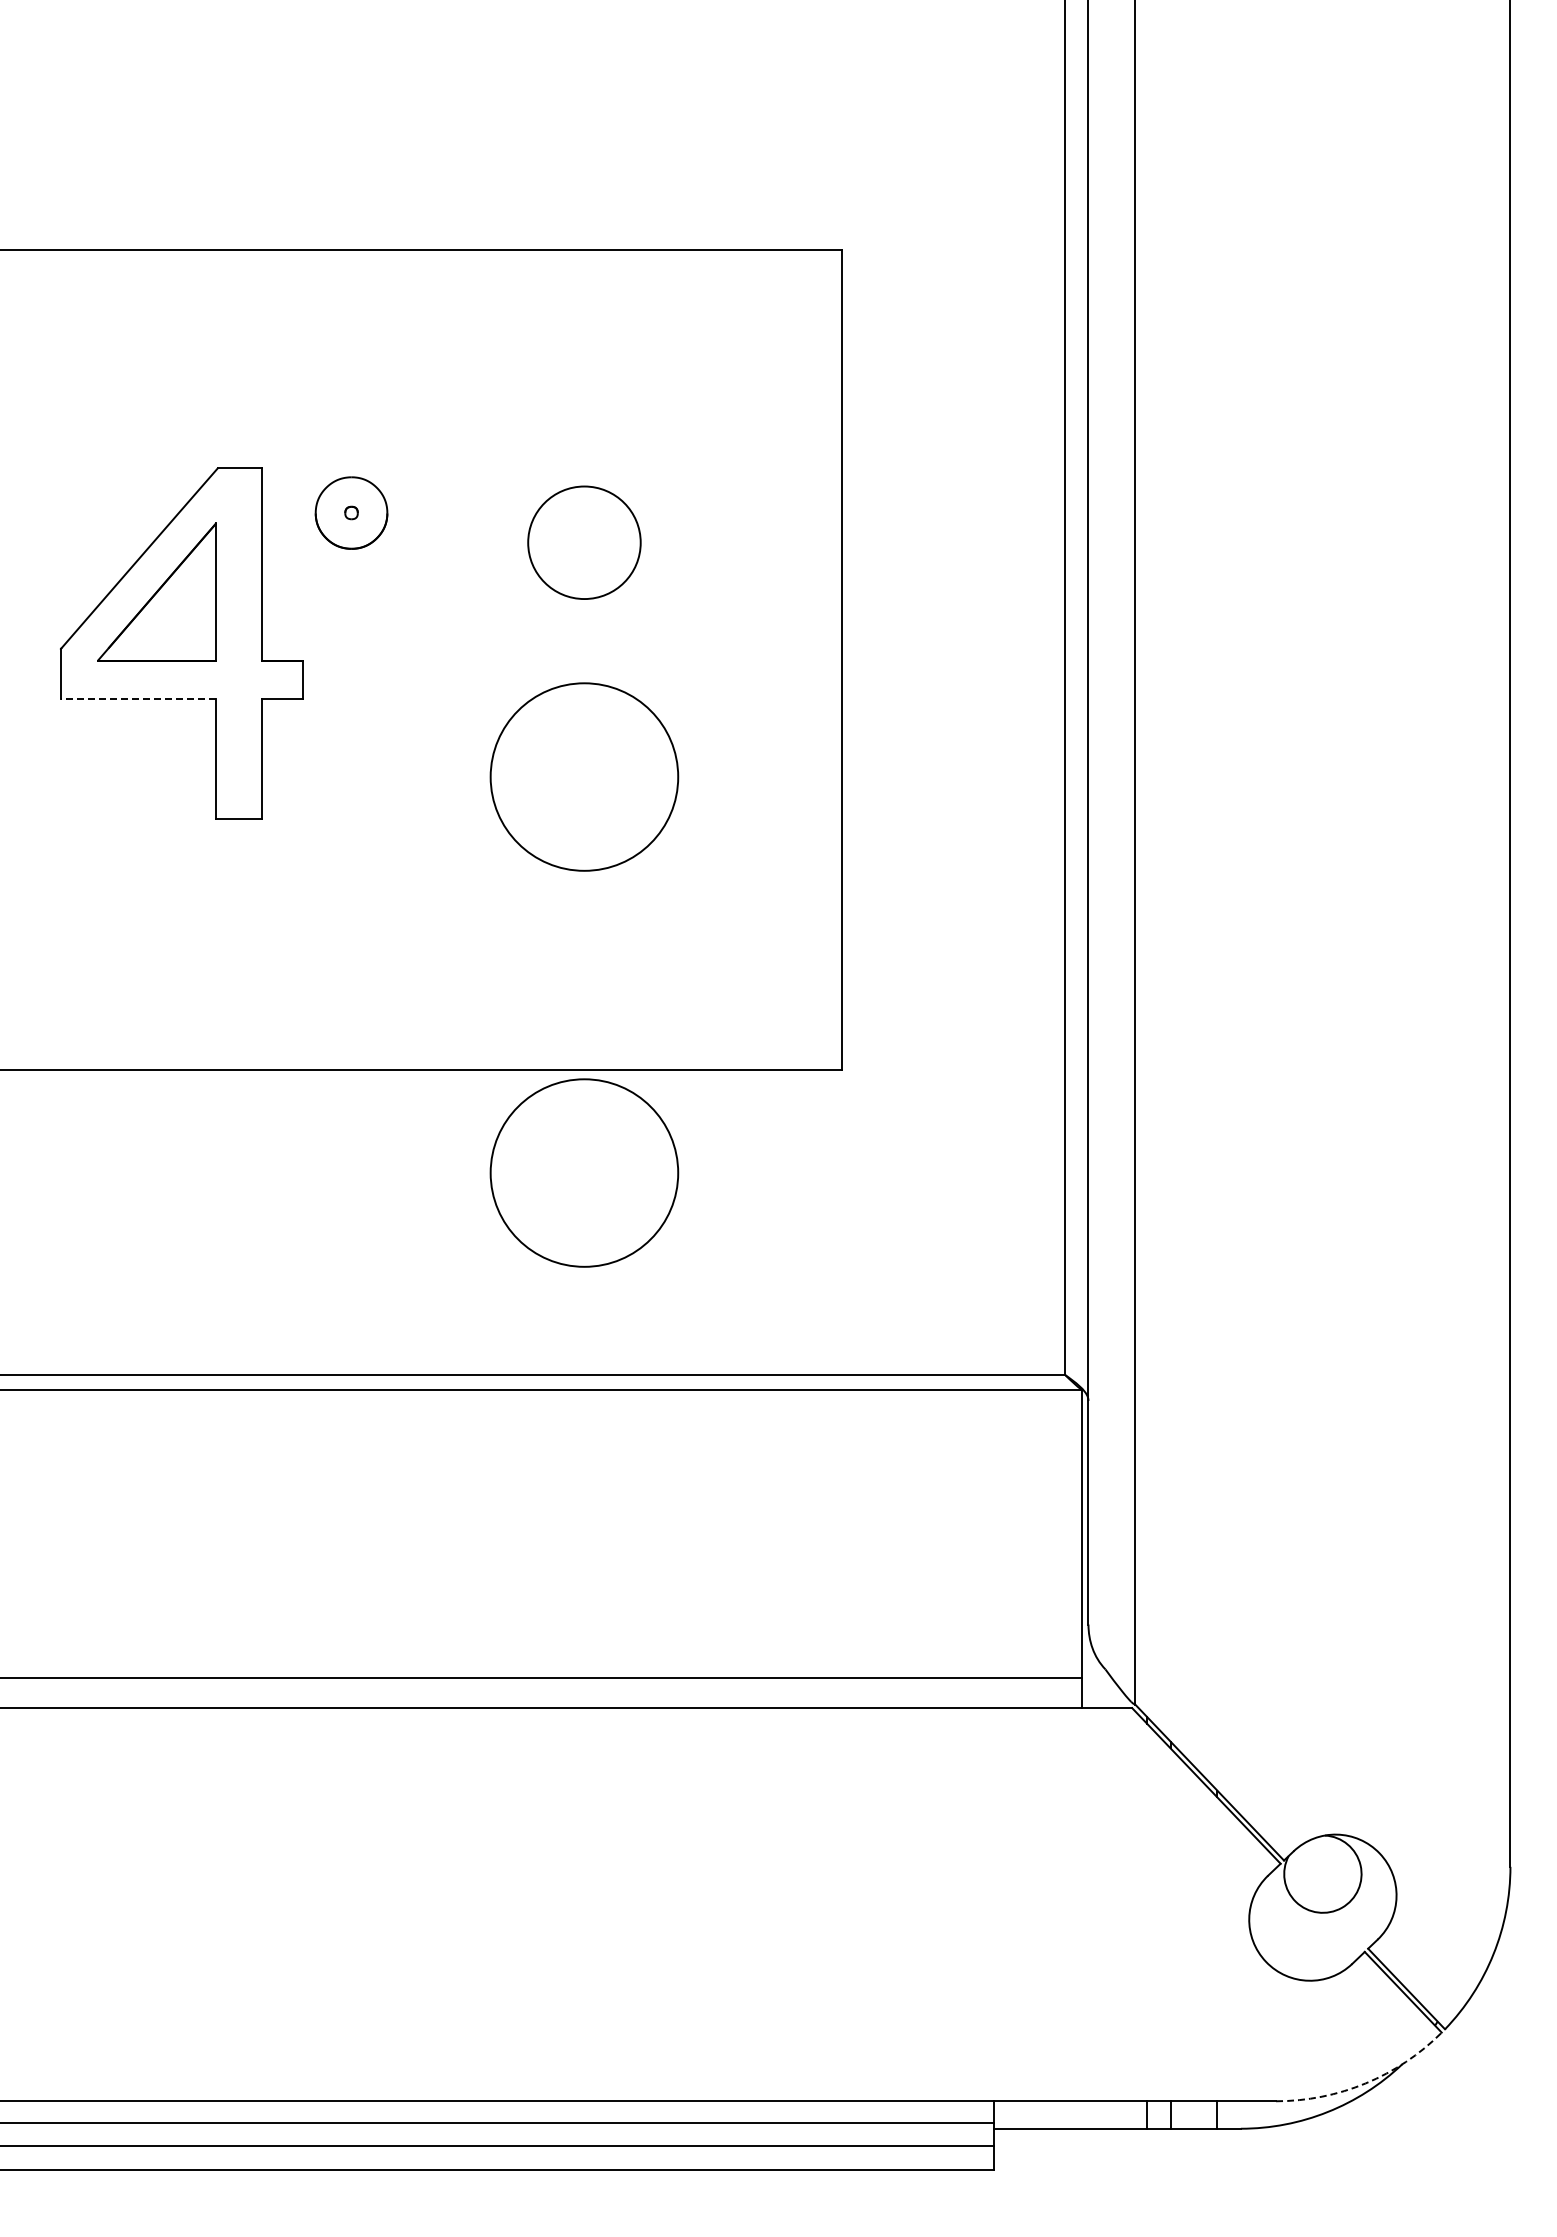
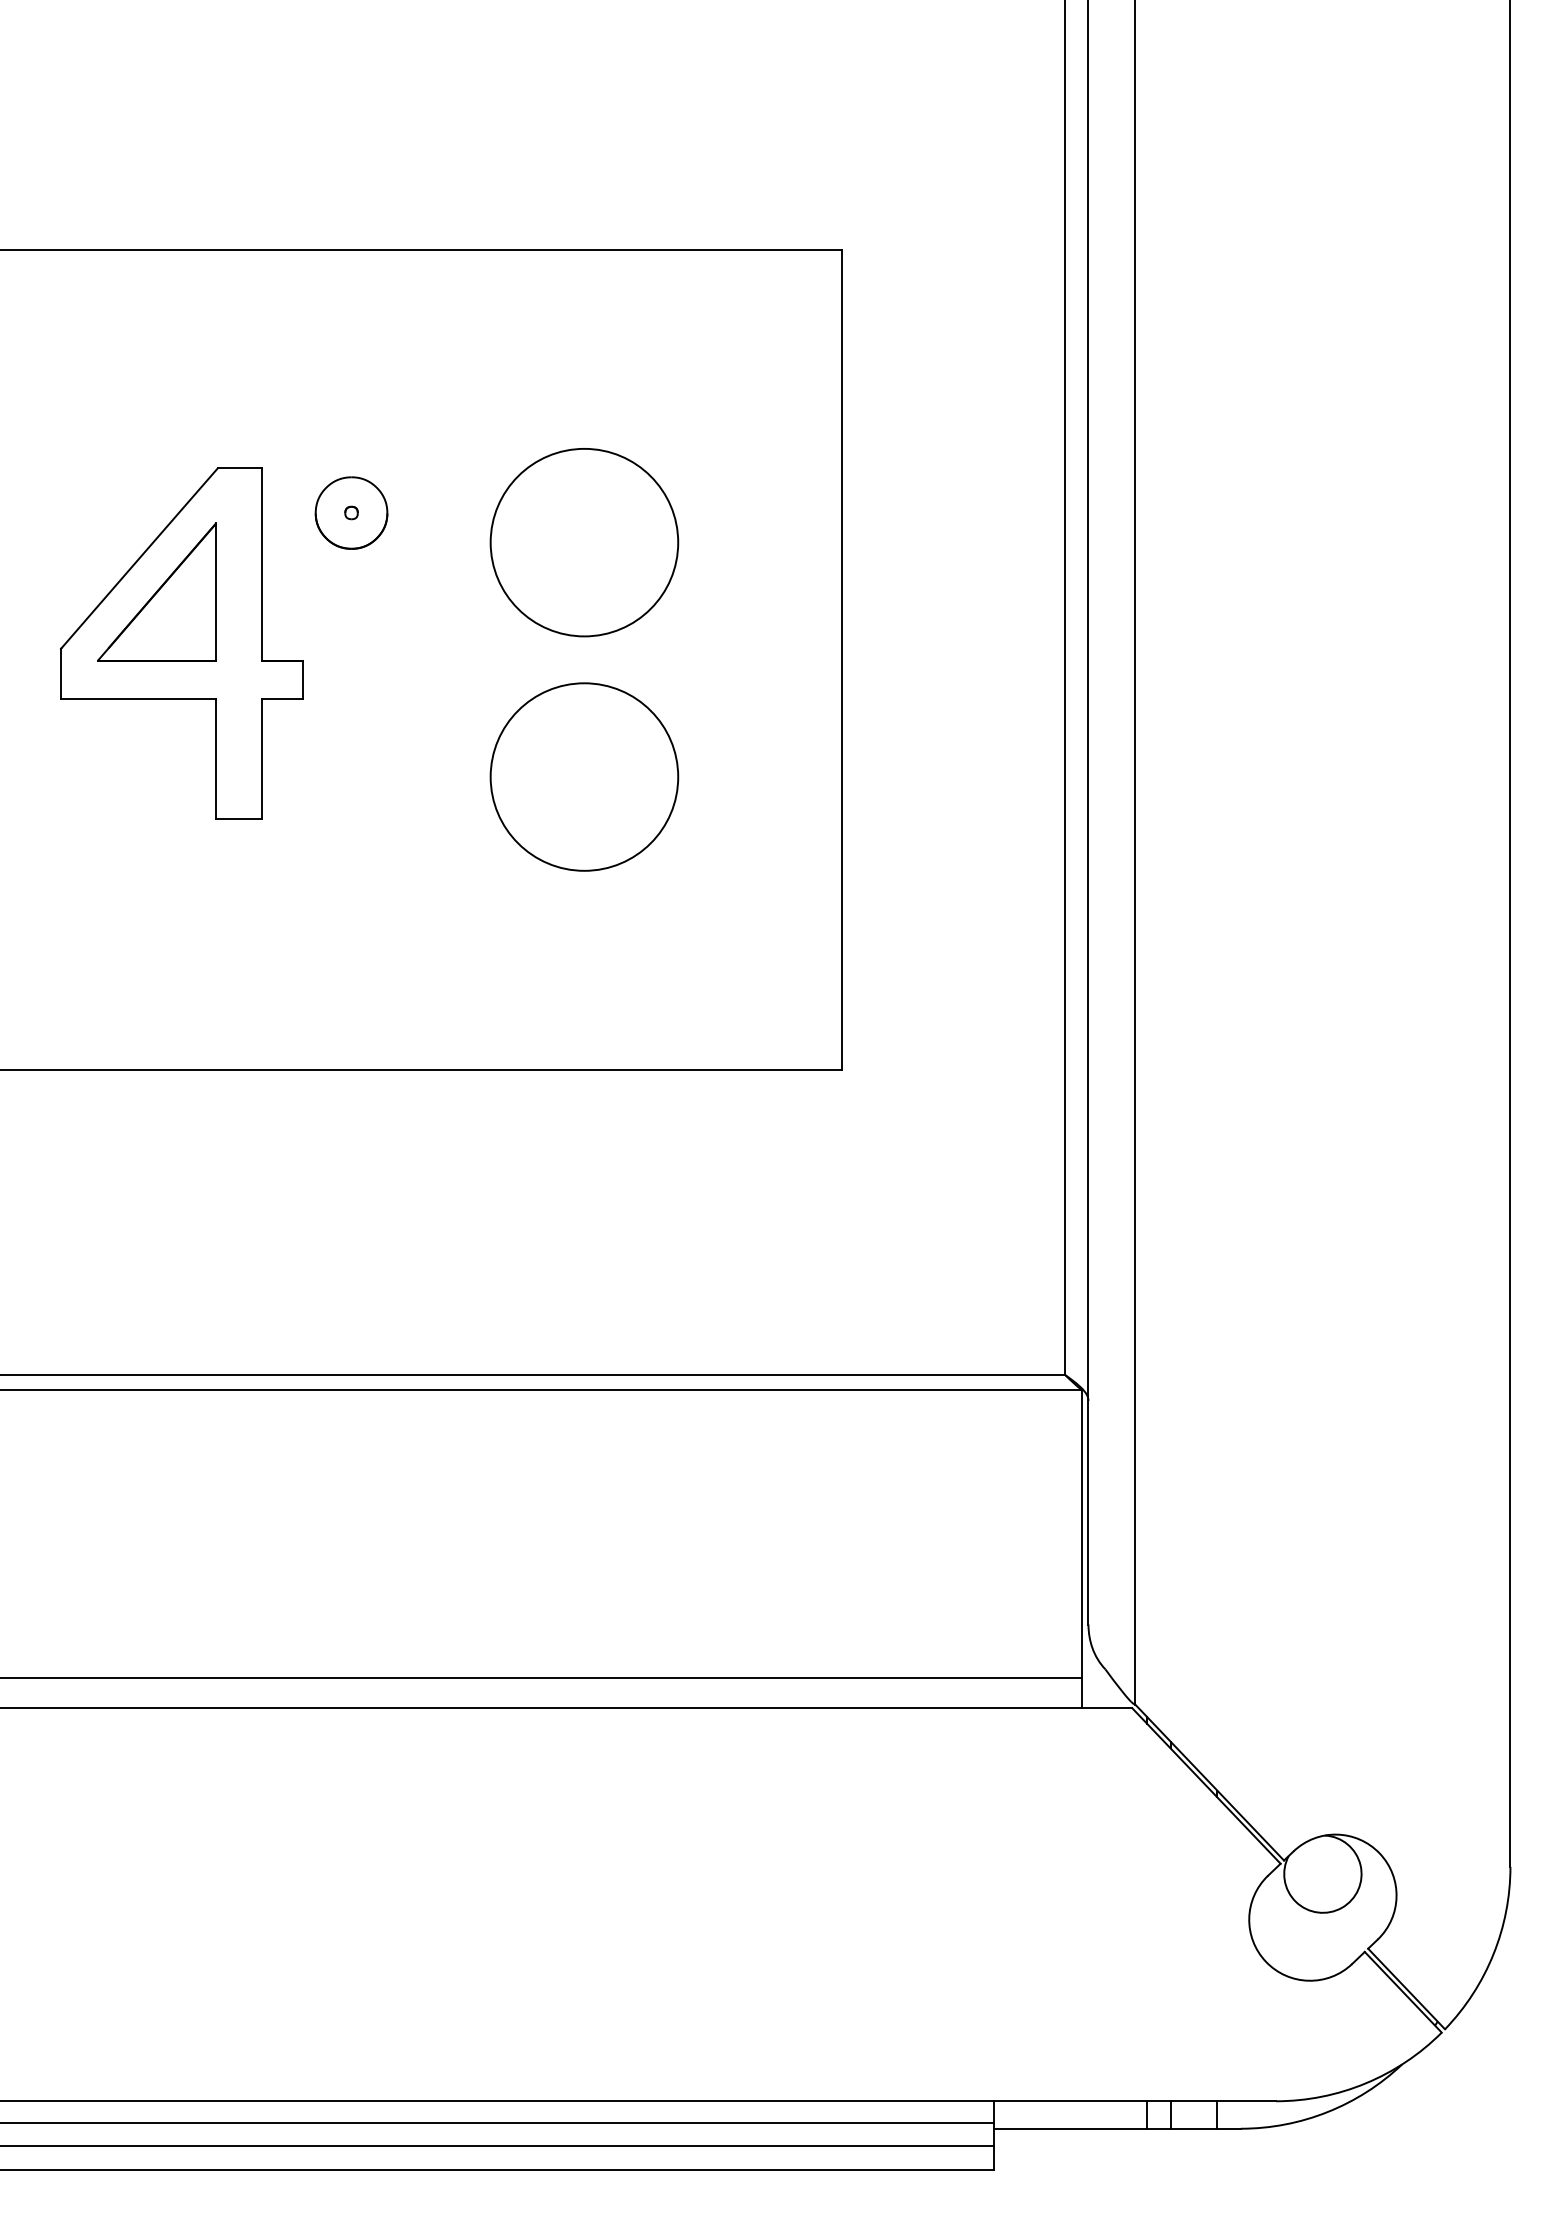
circle size: 115x115 px -> 191x190 px (584, 542)
line: dashed -> solid (138, 698)
circle: present -> none (584, 1172)
arc: dashed -> solid (1365, 2083)
